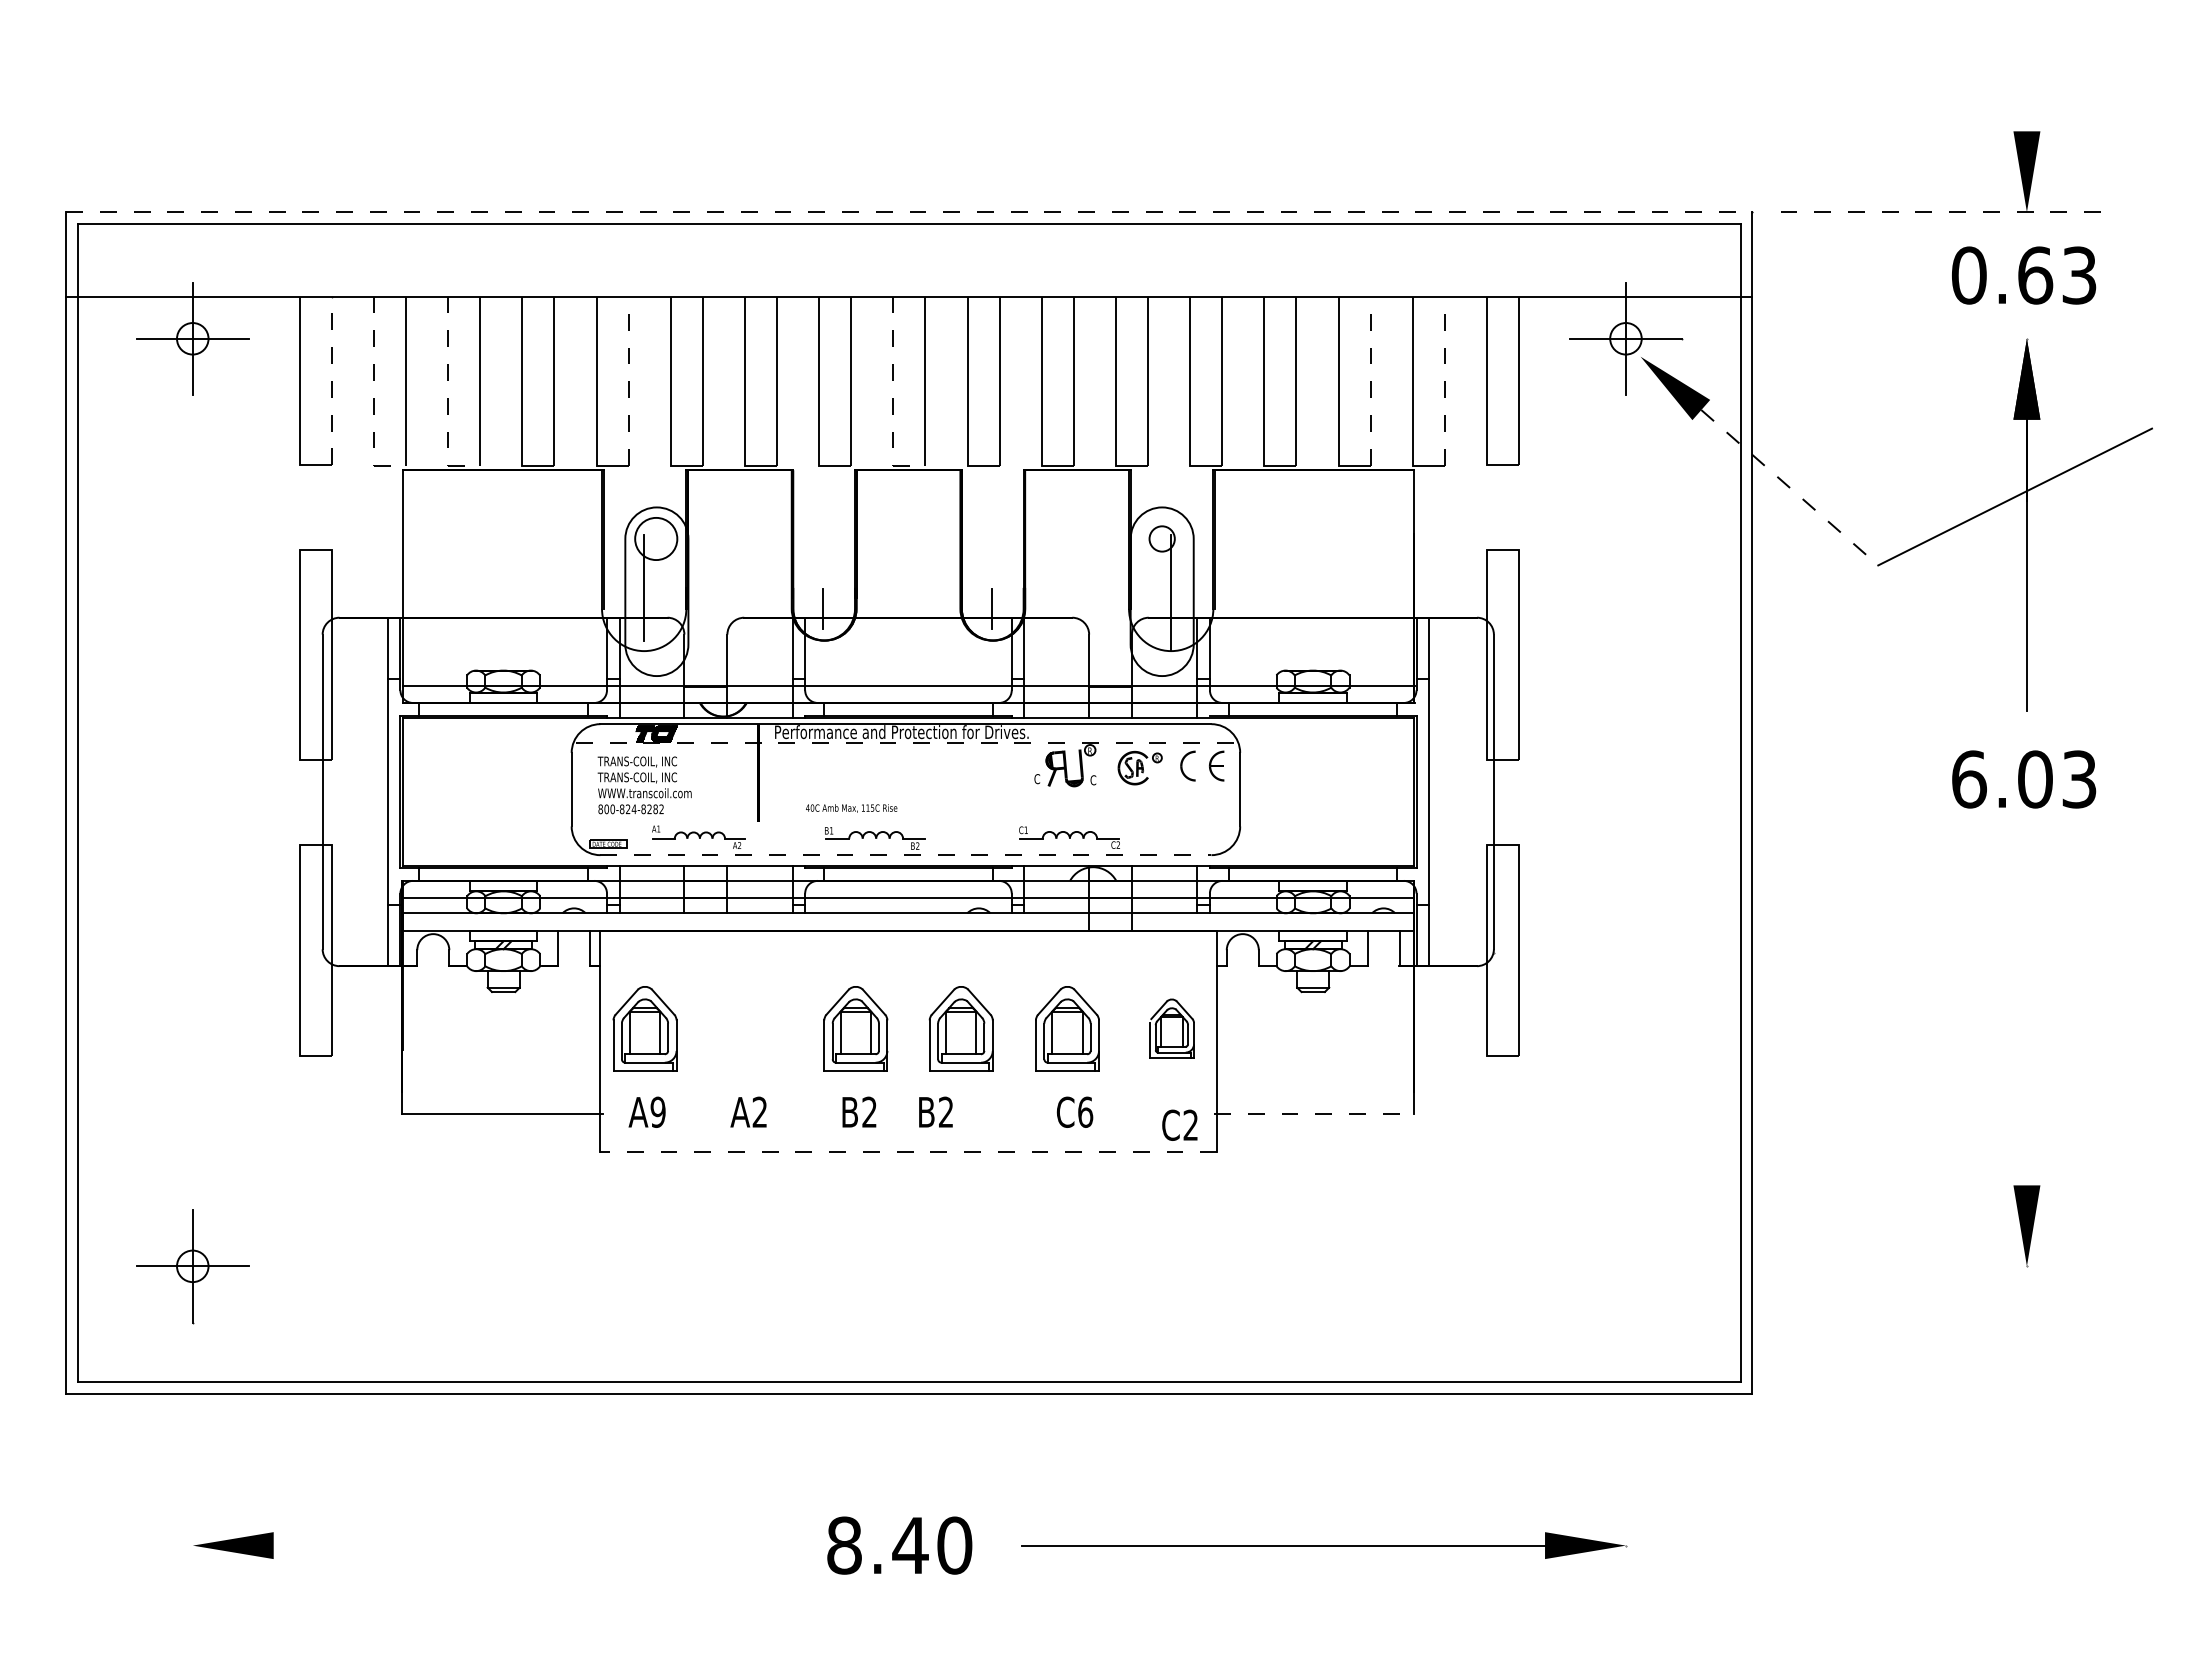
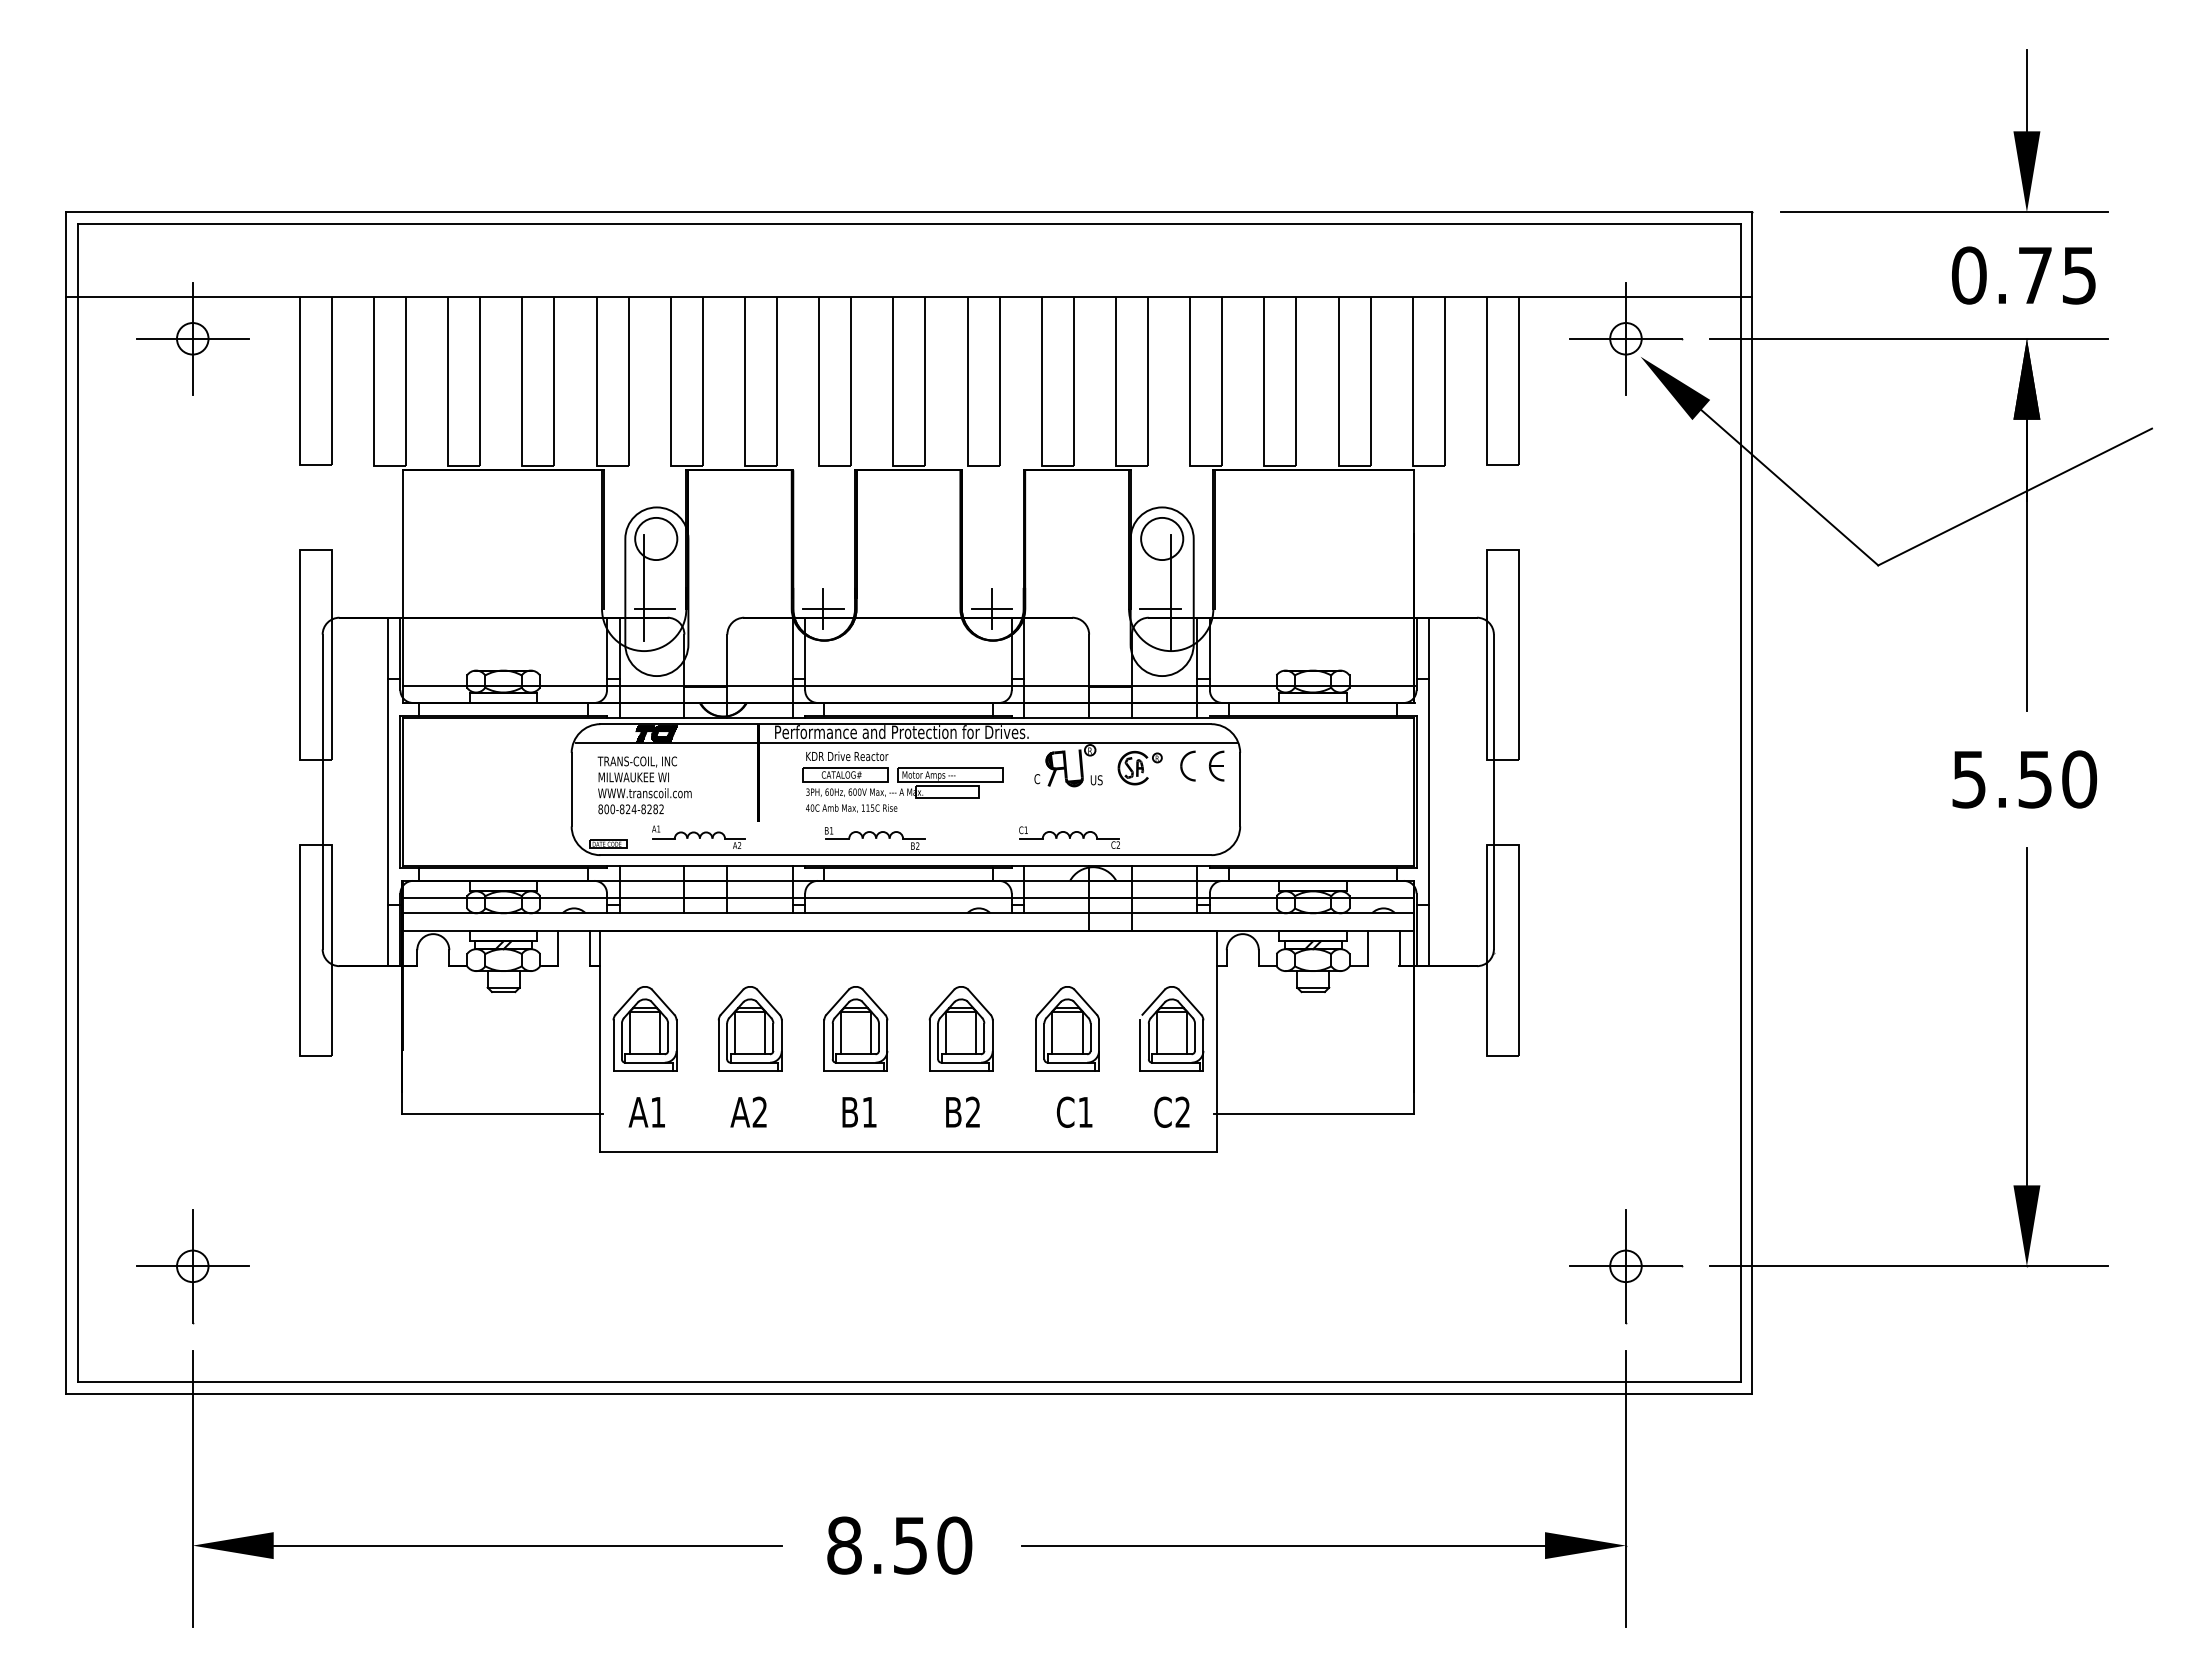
line: none -> present (2026, 90)
line: dashed -> solid (909, 212)
line: dashed -> solid (1944, 212)
text: 0.63 -> 0.75 (2057, 275)
line: none -> present (1908, 338)
line: dashed -> solid (331, 380)
line: dashed -> solid (628, 380)
line: dashed -> solid (1370, 380)
line: dashed -> solid (1444, 380)
line: dashed -> solid (373, 398)
line: dashed -> solid (448, 398)
line: dashed -> solid (893, 398)
line: dashed -> solid (1789, 487)
circle diameter: 25 px -> 42 px (1162, 538)
line: none -> present (654, 608)
line: none -> present (823, 608)
line: none -> present (991, 608)
line: none -> present (1160, 608)
line: dashed -> solid (906, 743)
part: none -> present (902, 774)
text: TRANS-COIL, INC -> MILWAUKEE WI (636, 777)
text: 6.03 -> 5.50 (2024, 779)
text: C -> US (1096, 780)
line: dashed -> solid (905, 855)
line: none -> present (2026, 1016)
part: none -> present (749, 1028)
part size: 46x61 px -> 66x86 px (1171, 1028)
text: A9 -> A1 (657, 1111)
text: B2 -> B1 (869, 1111)
text position: (935, 1111) -> (962, 1111) (962, 1111)
text: C6 -> C1 (1085, 1111)
line: dashed -> solid (1313, 1113)
text position: (1179, 1124) -> (1171, 1111) (1171, 1111)
line: dashed -> solid (908, 1152)
part: none -> present (1626, 1266)
line: none -> present (1908, 1266)
line: none -> present (192, 1488)
line: none -> present (1625, 1488)
line: none -> present (527, 1545)
text: 8.40 -> 8.50 (910, 1545)
